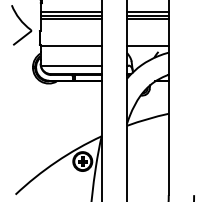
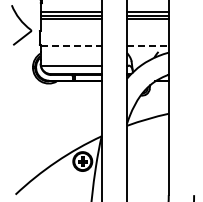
line: solid -> dashed (71, 45)
line: solid -> dashed (147, 45)
